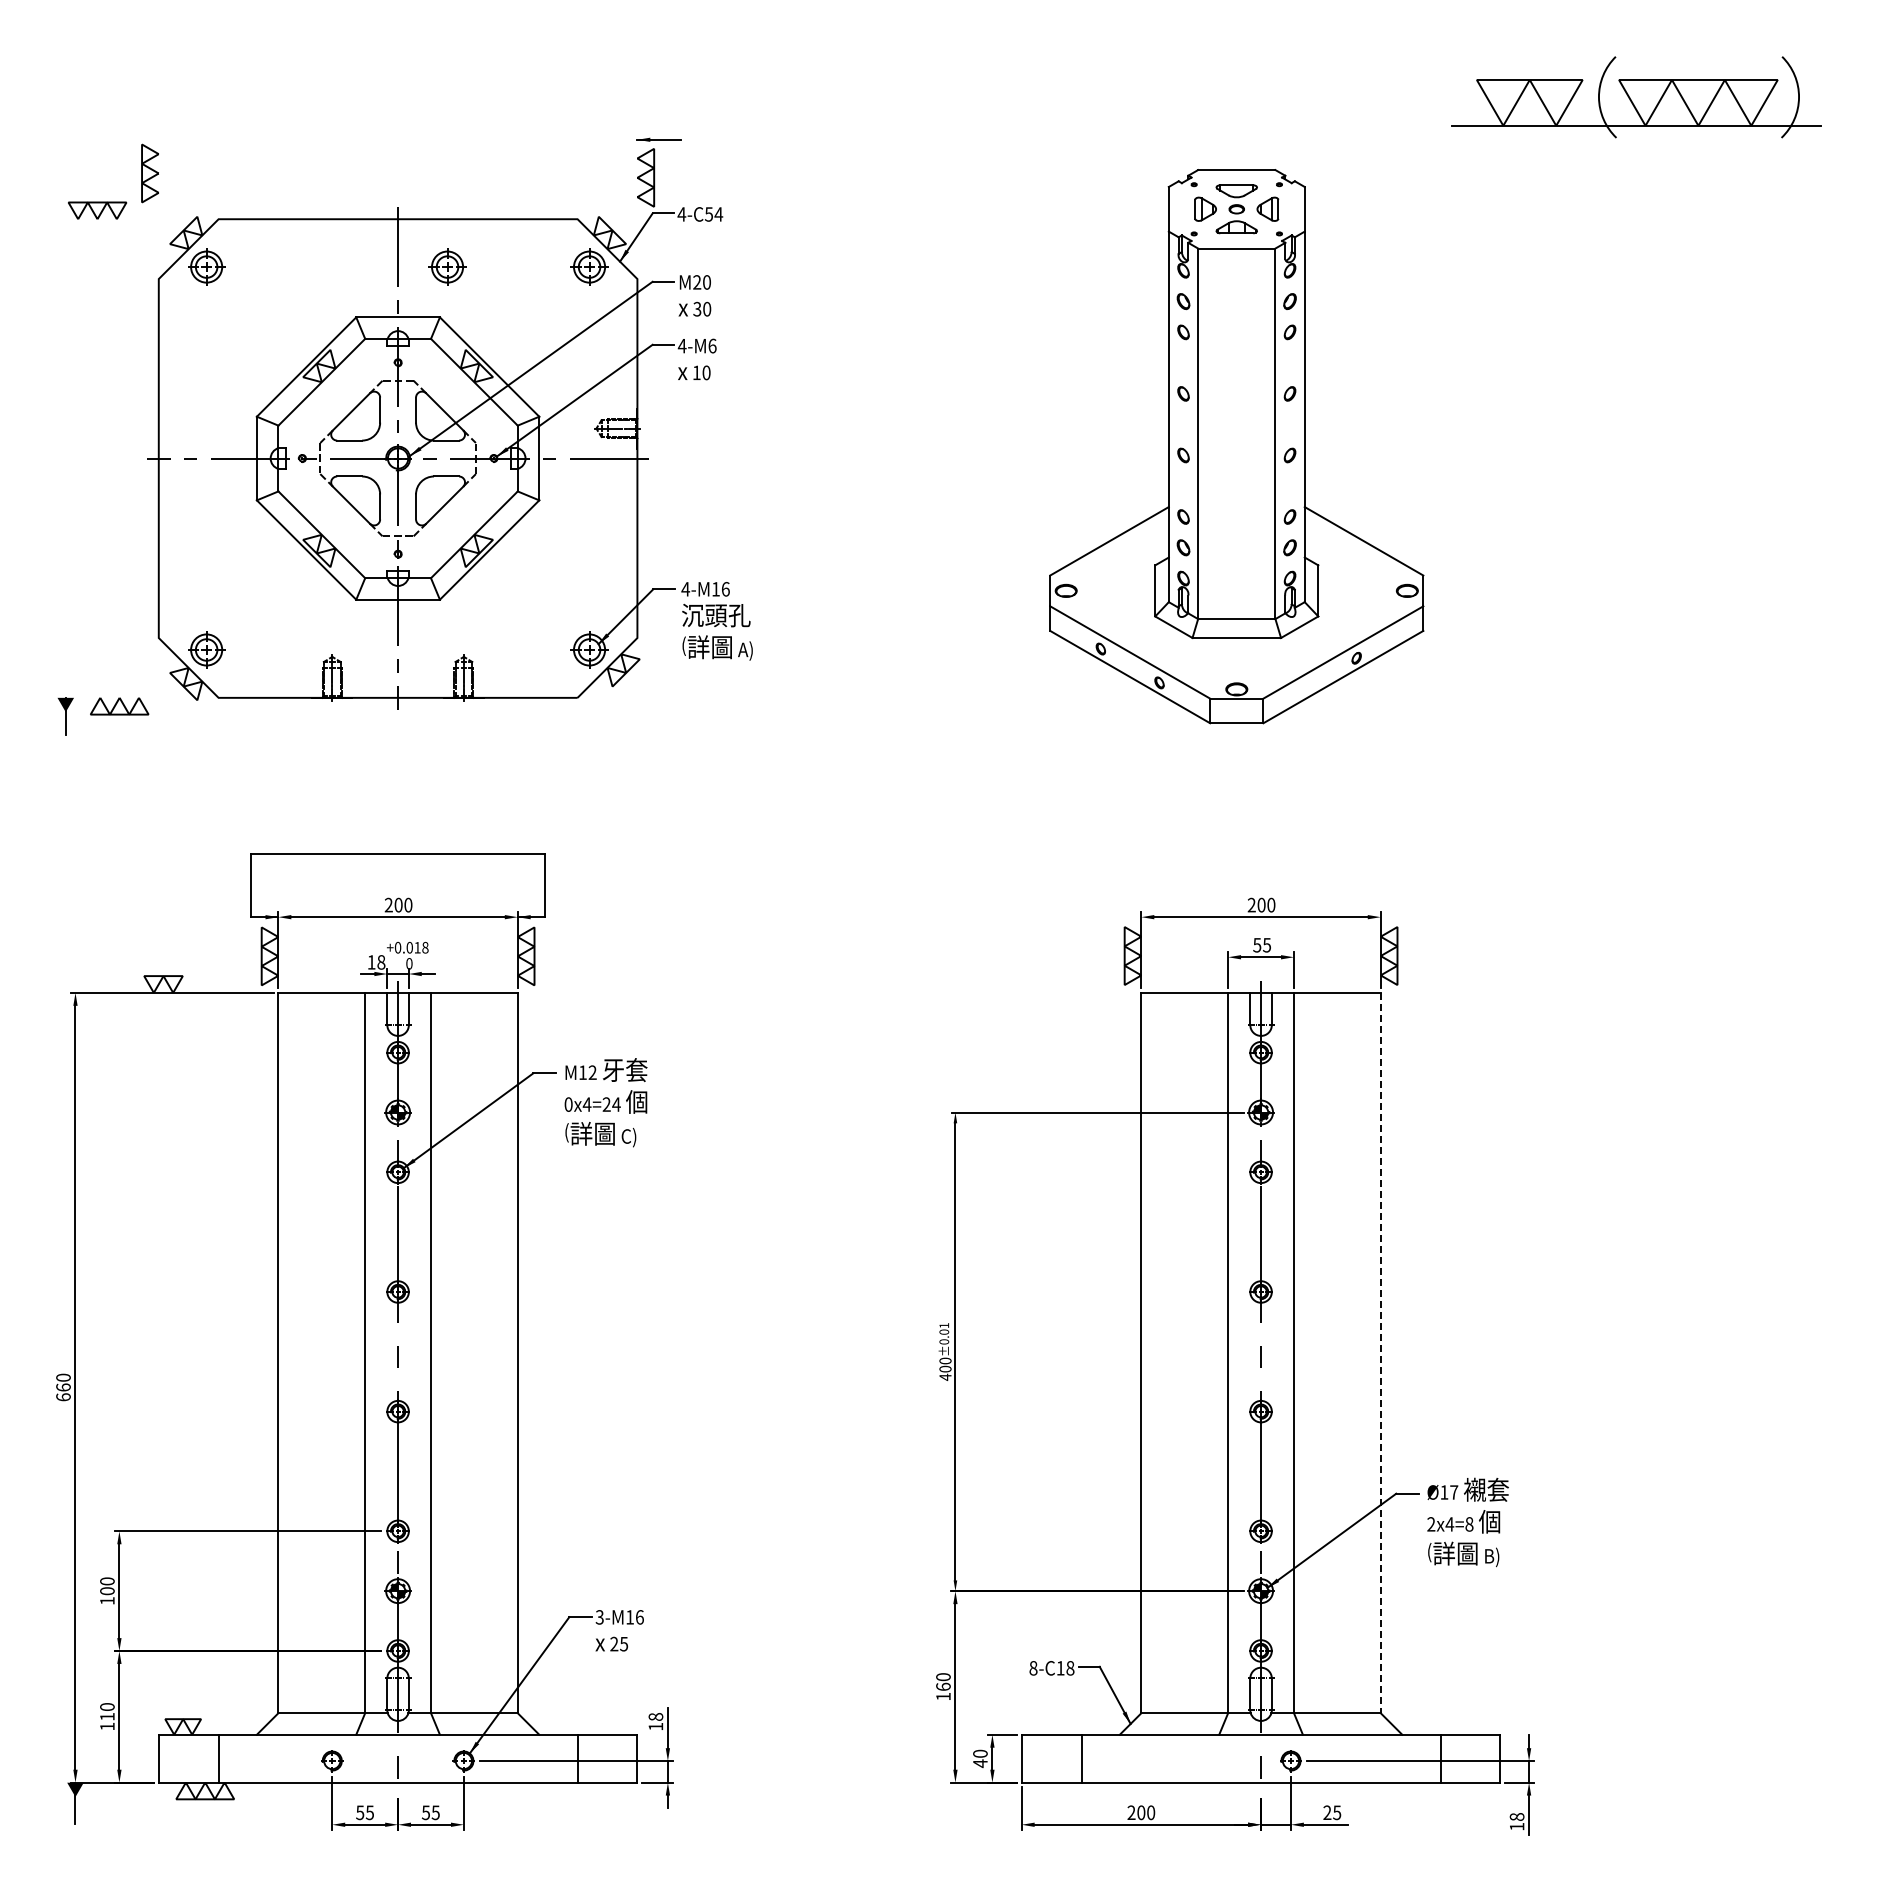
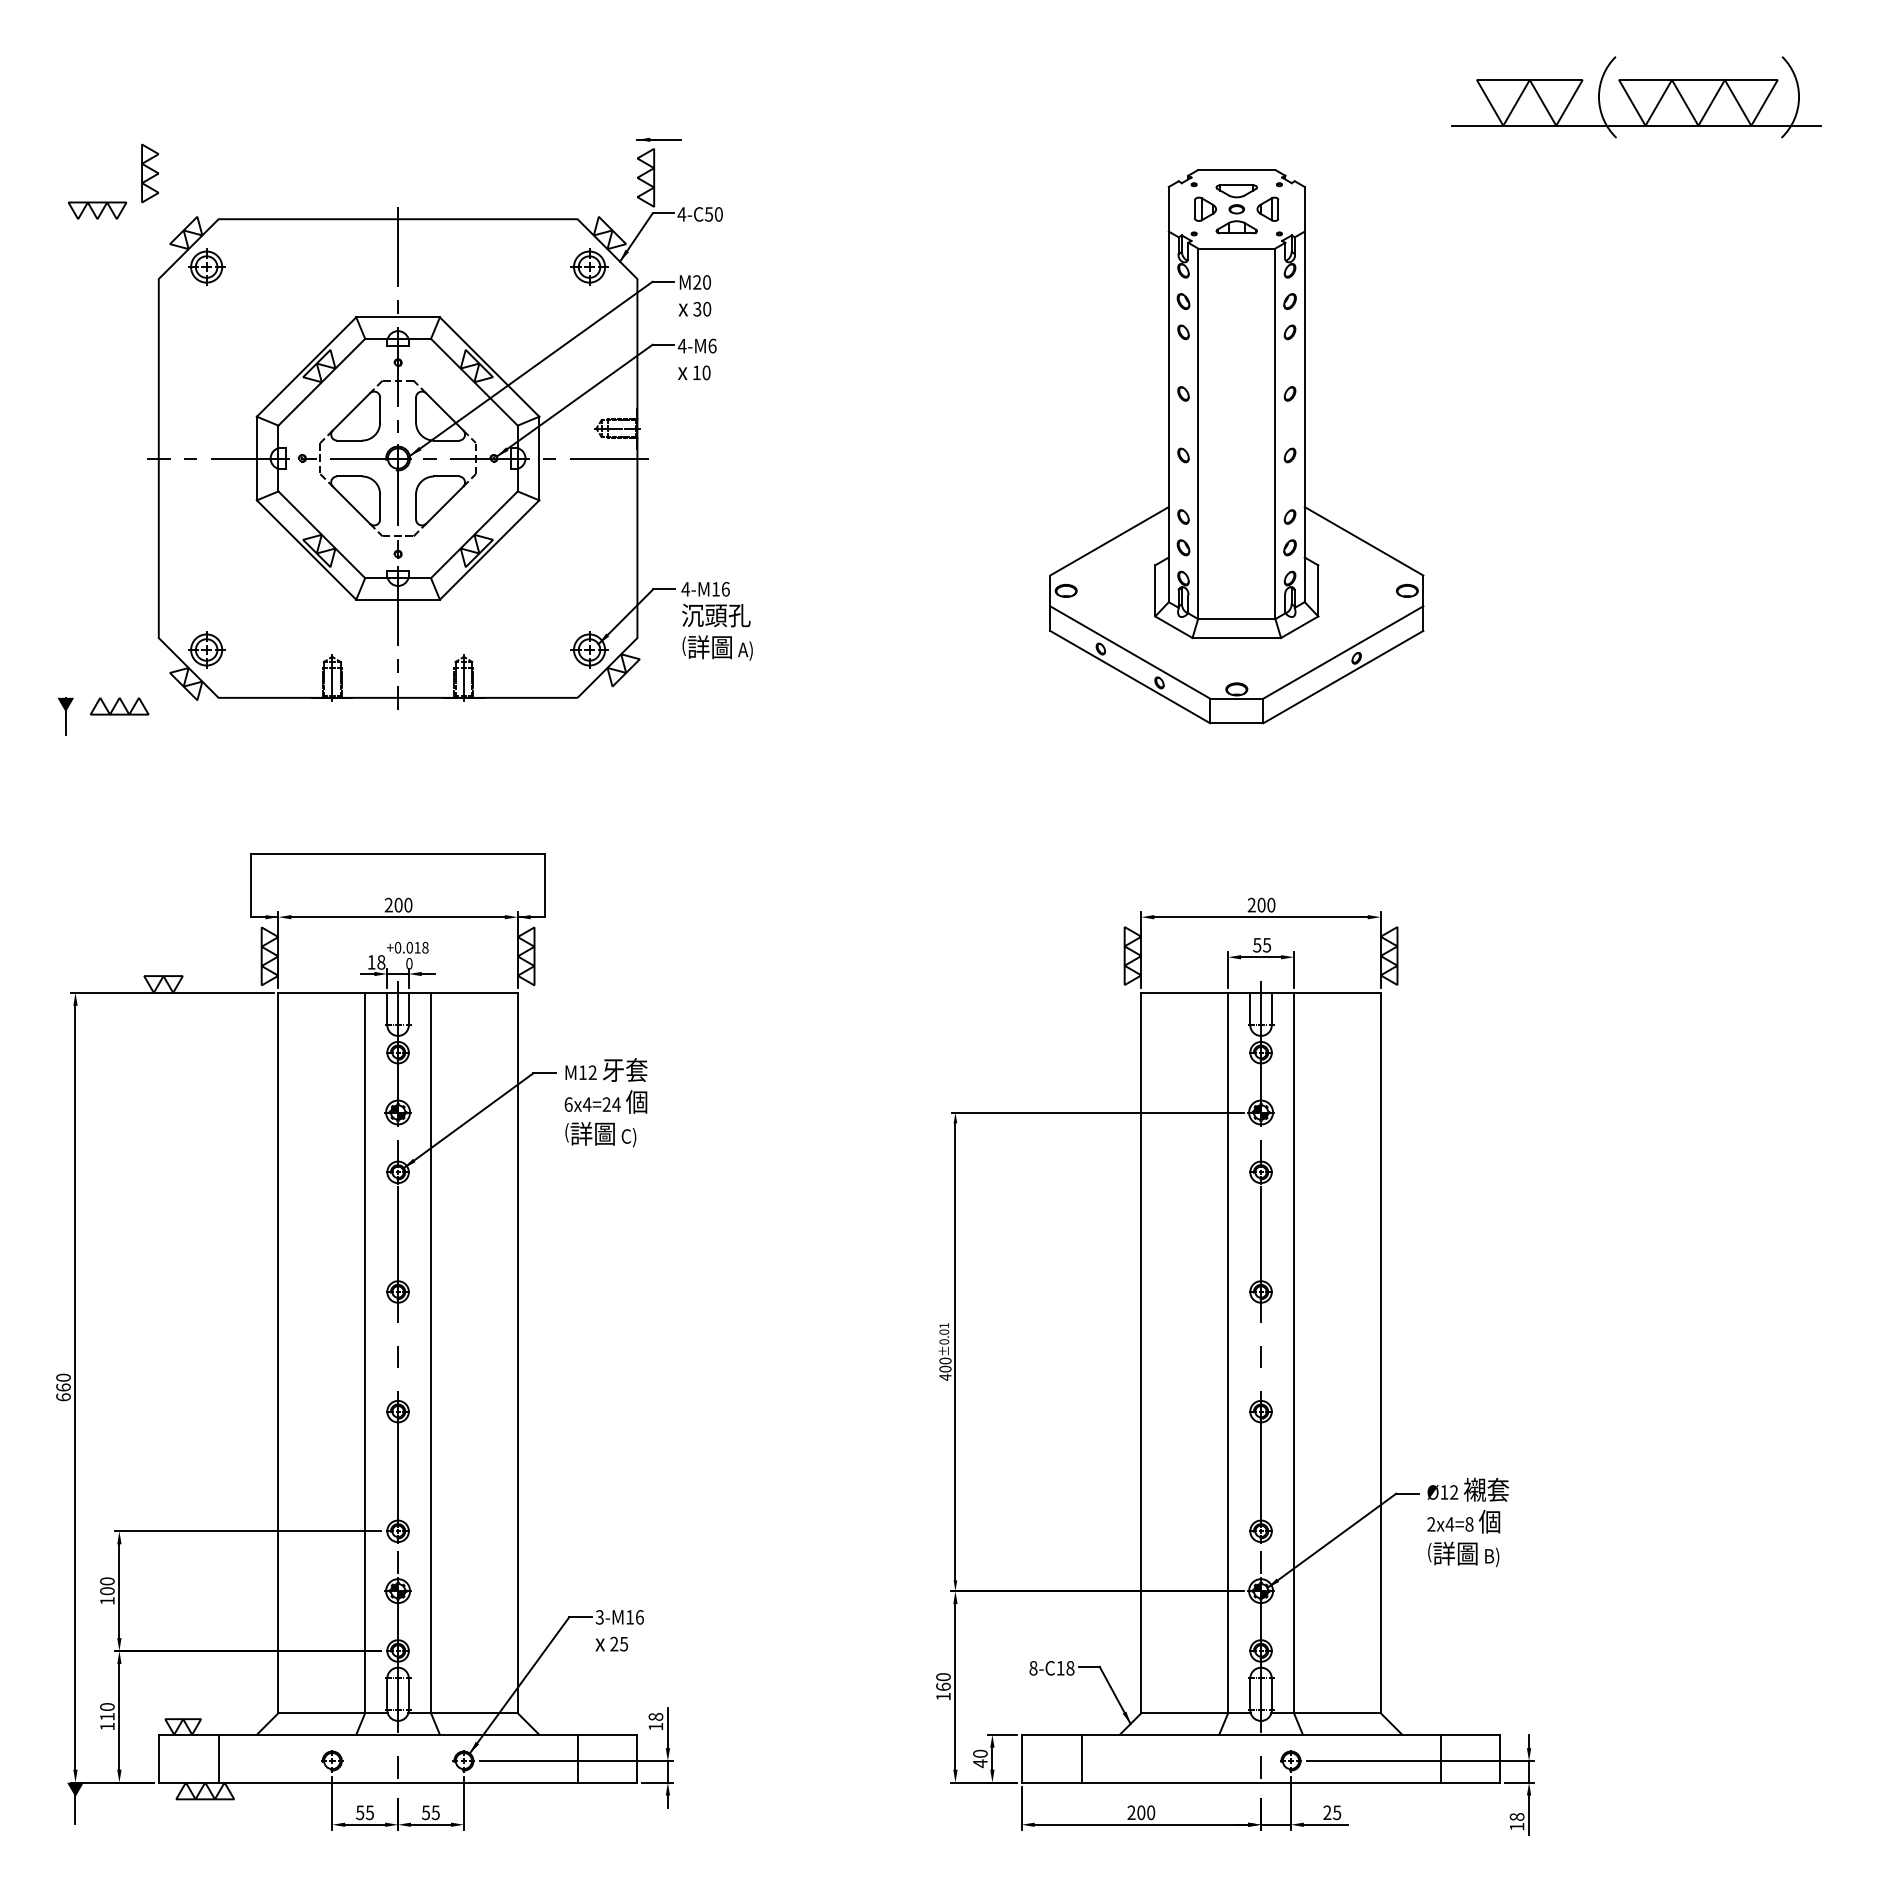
text: 4-C54 -> 4-C50 (718, 214)
part: present -> none (447, 266)
text: 0x4=24 -> 6x4=24 (568, 1104)
line: dashed -> solid (1380, 1353)
text: Ø17 -> Ø12 (1454, 1492)
